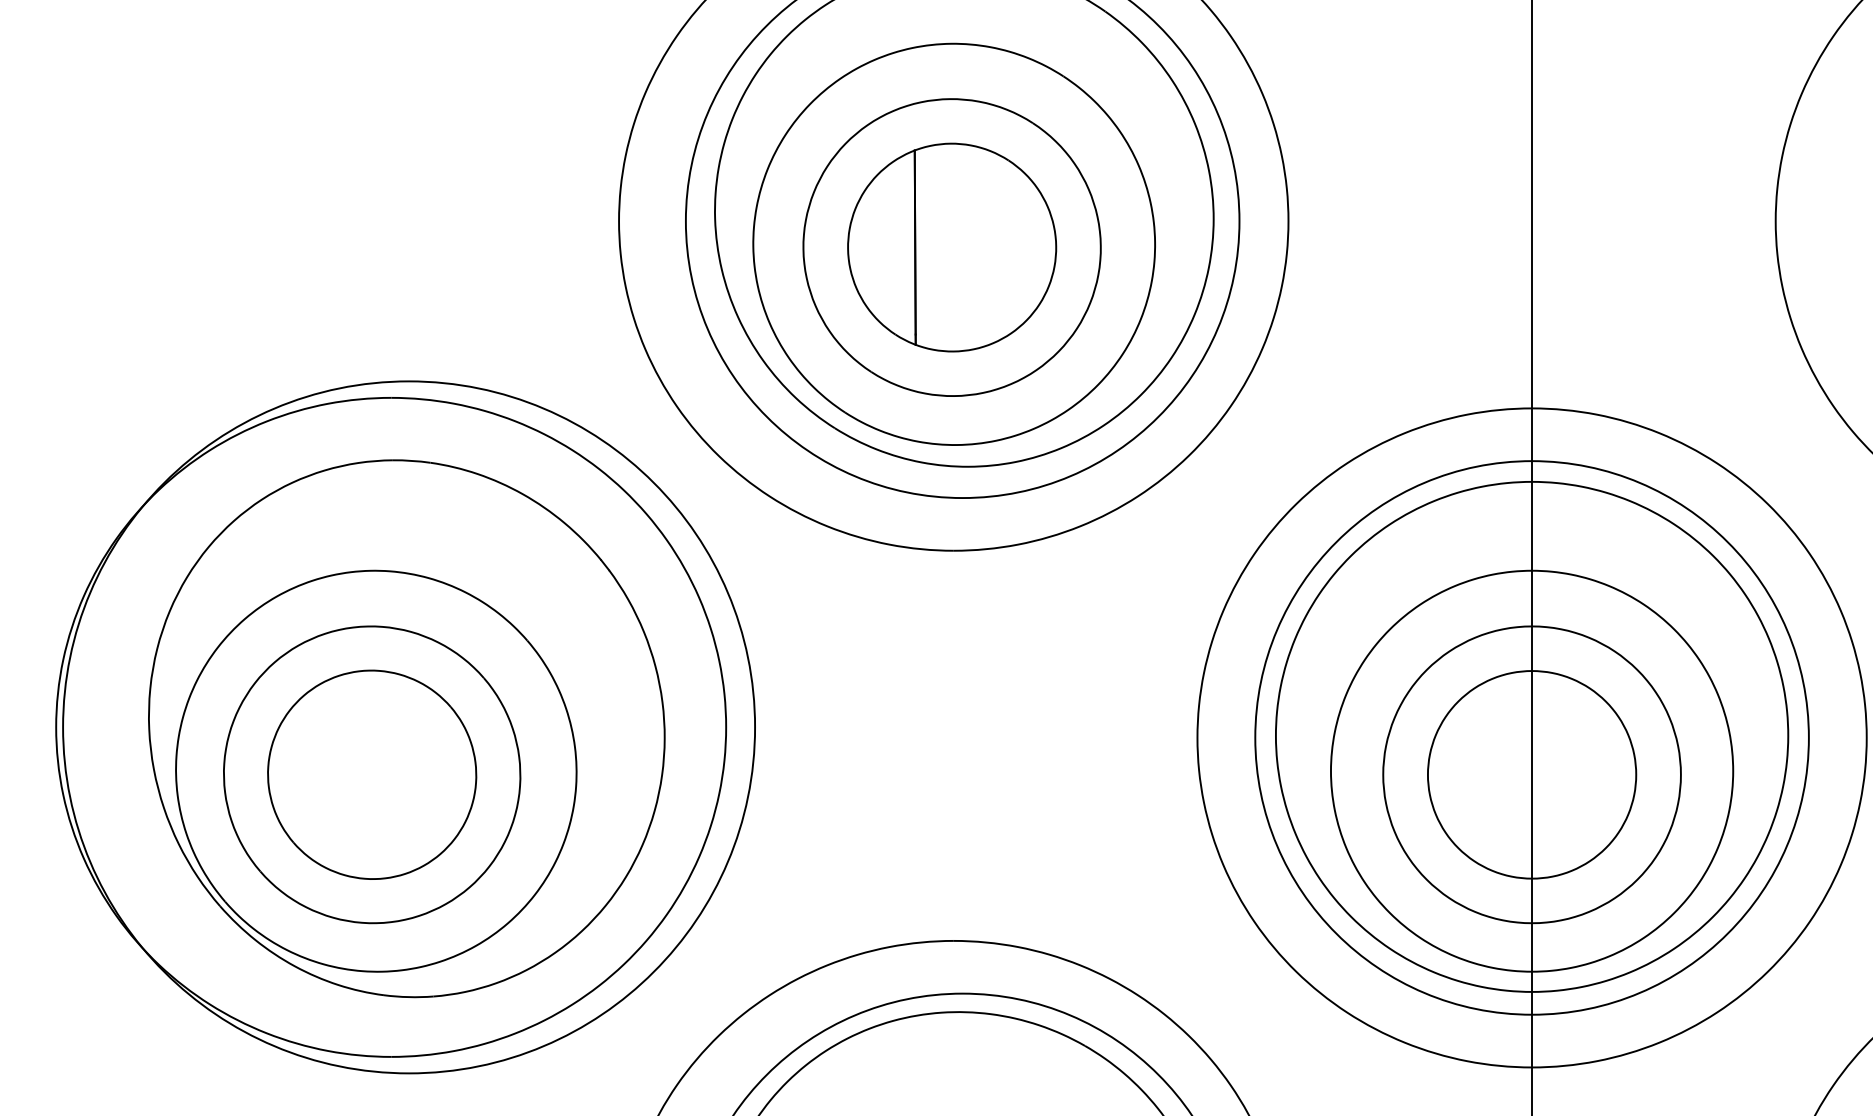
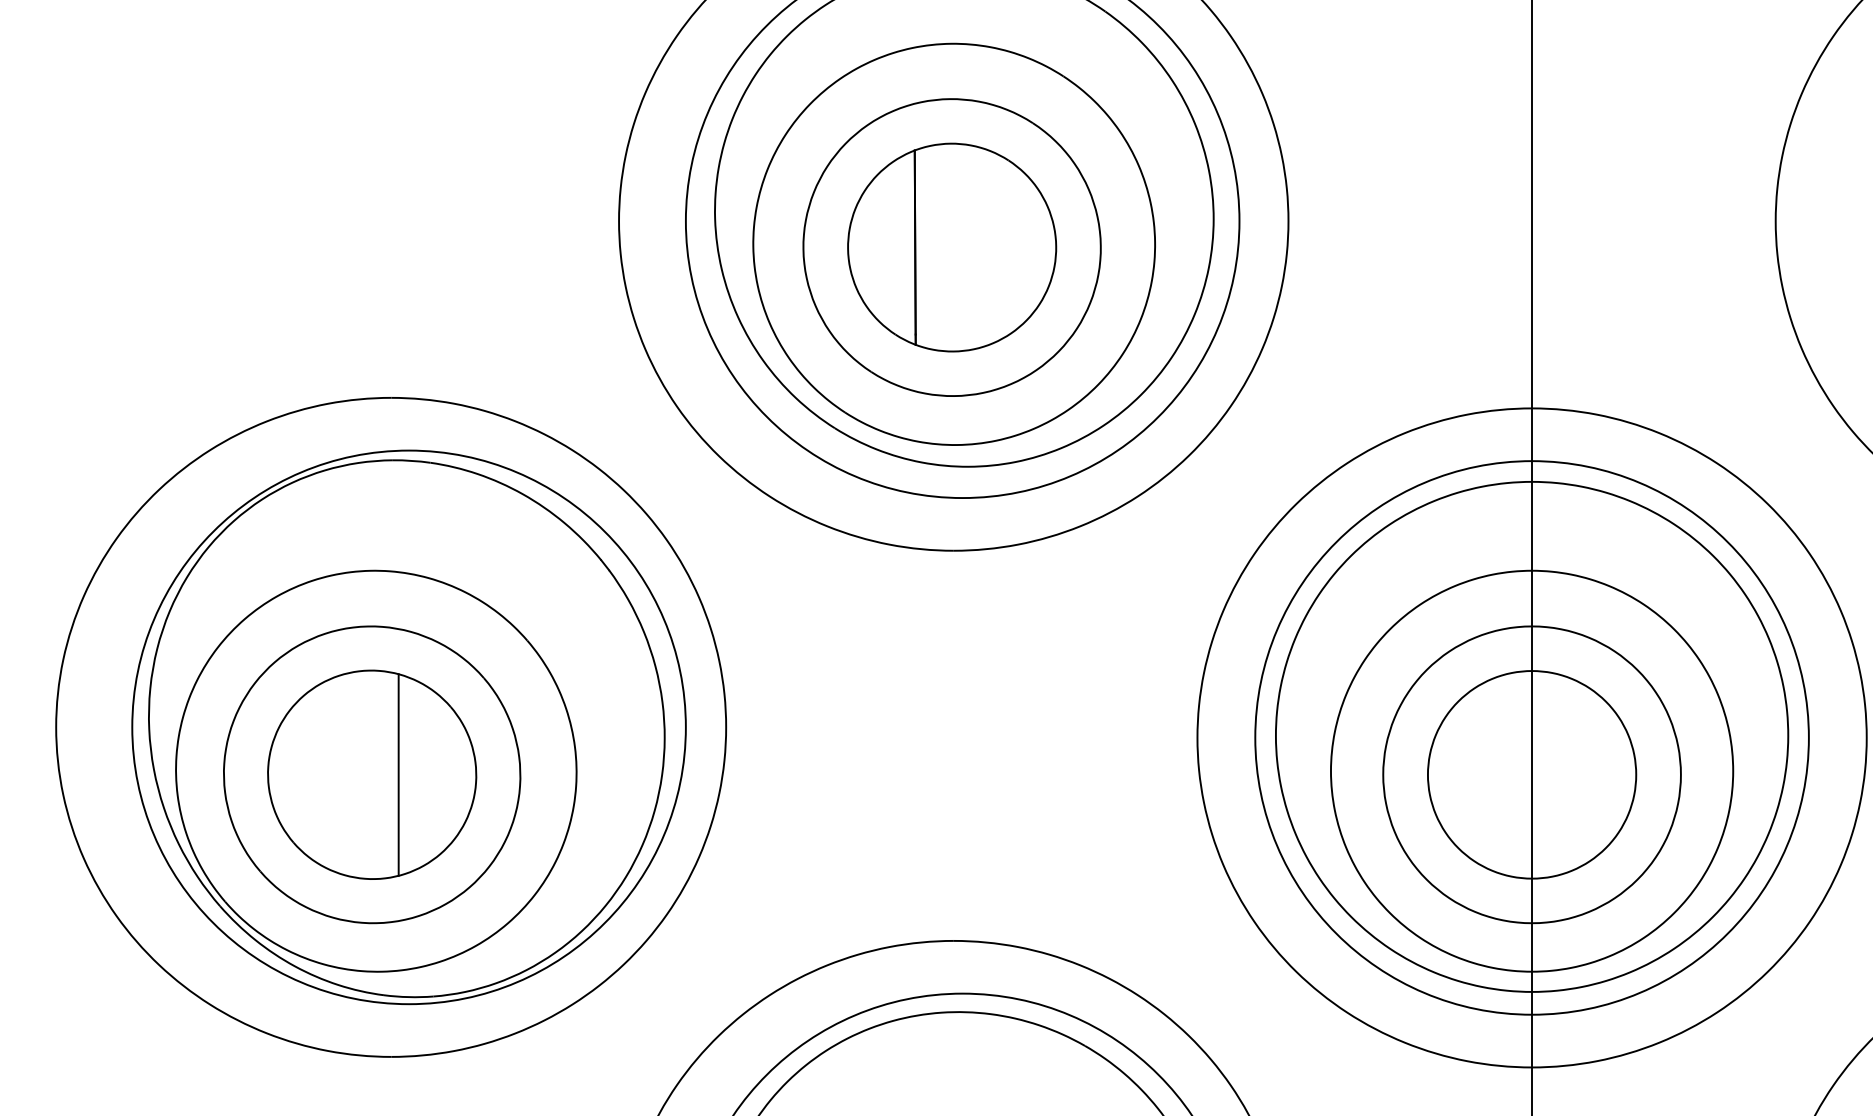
circle diameter: 692 px -> 554 px (408, 727)
line: none -> present (398, 774)
